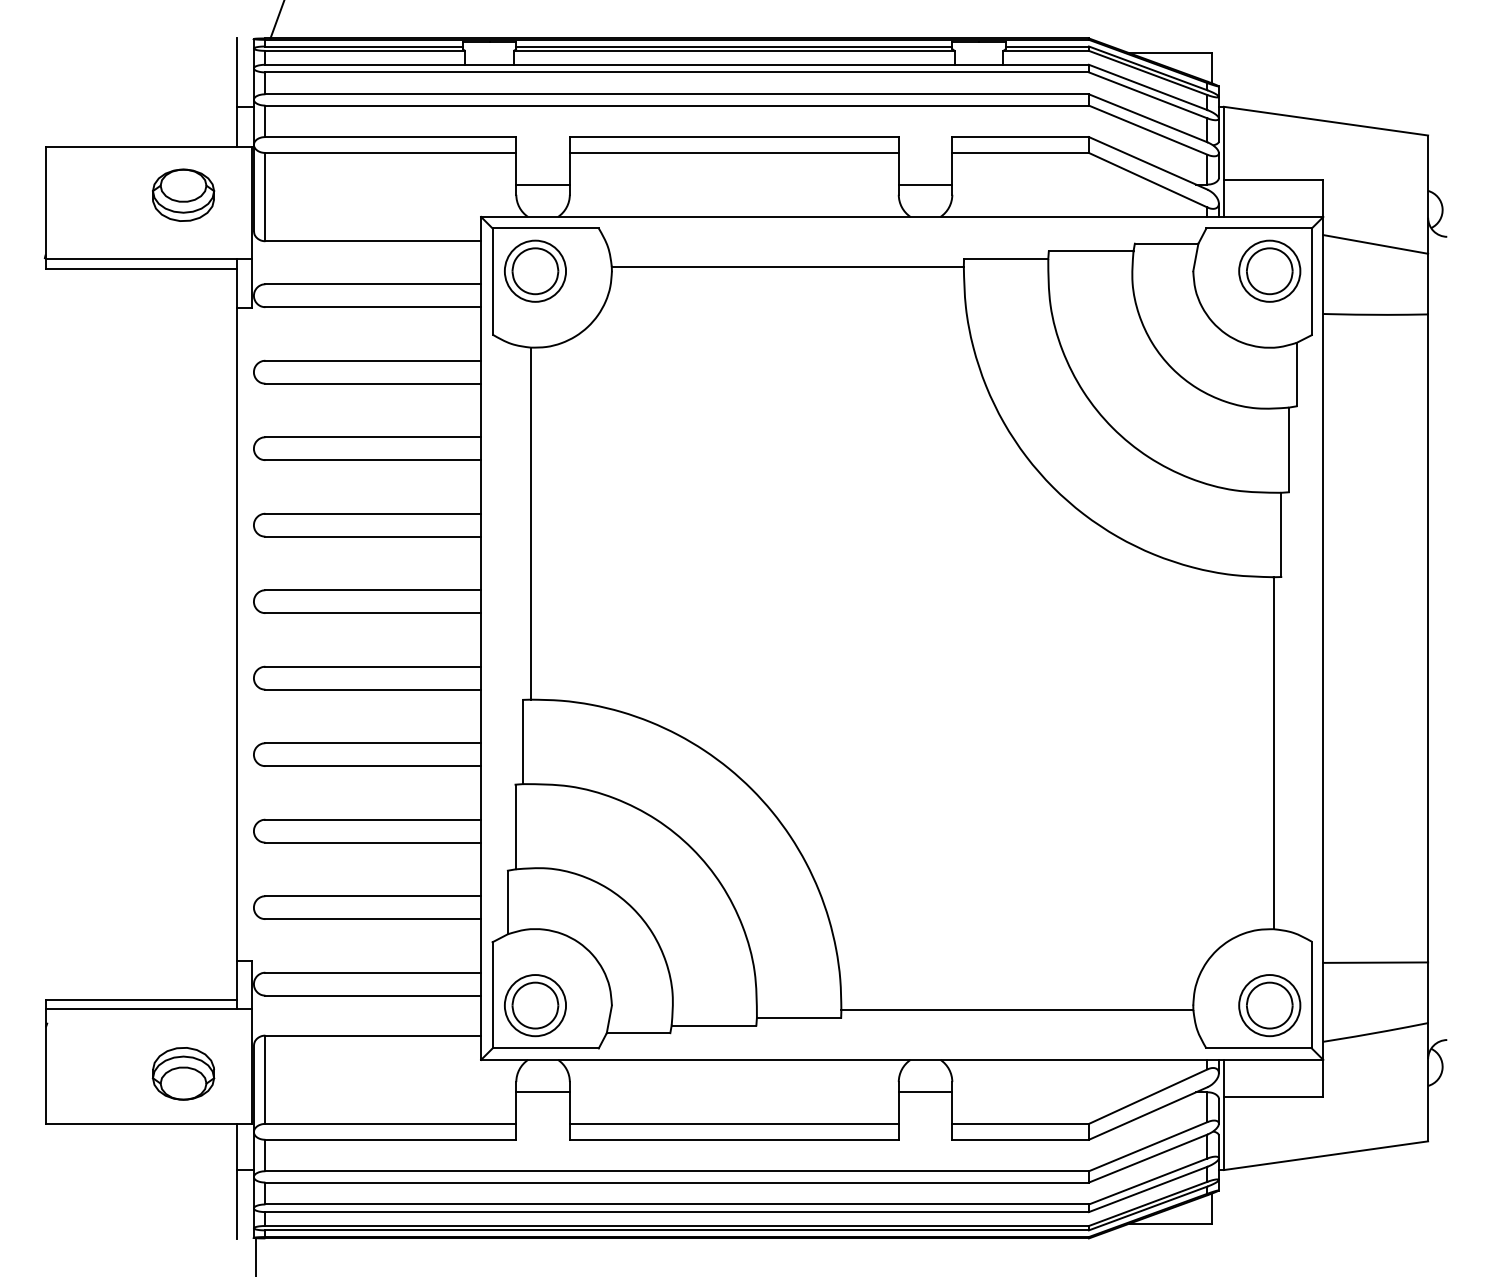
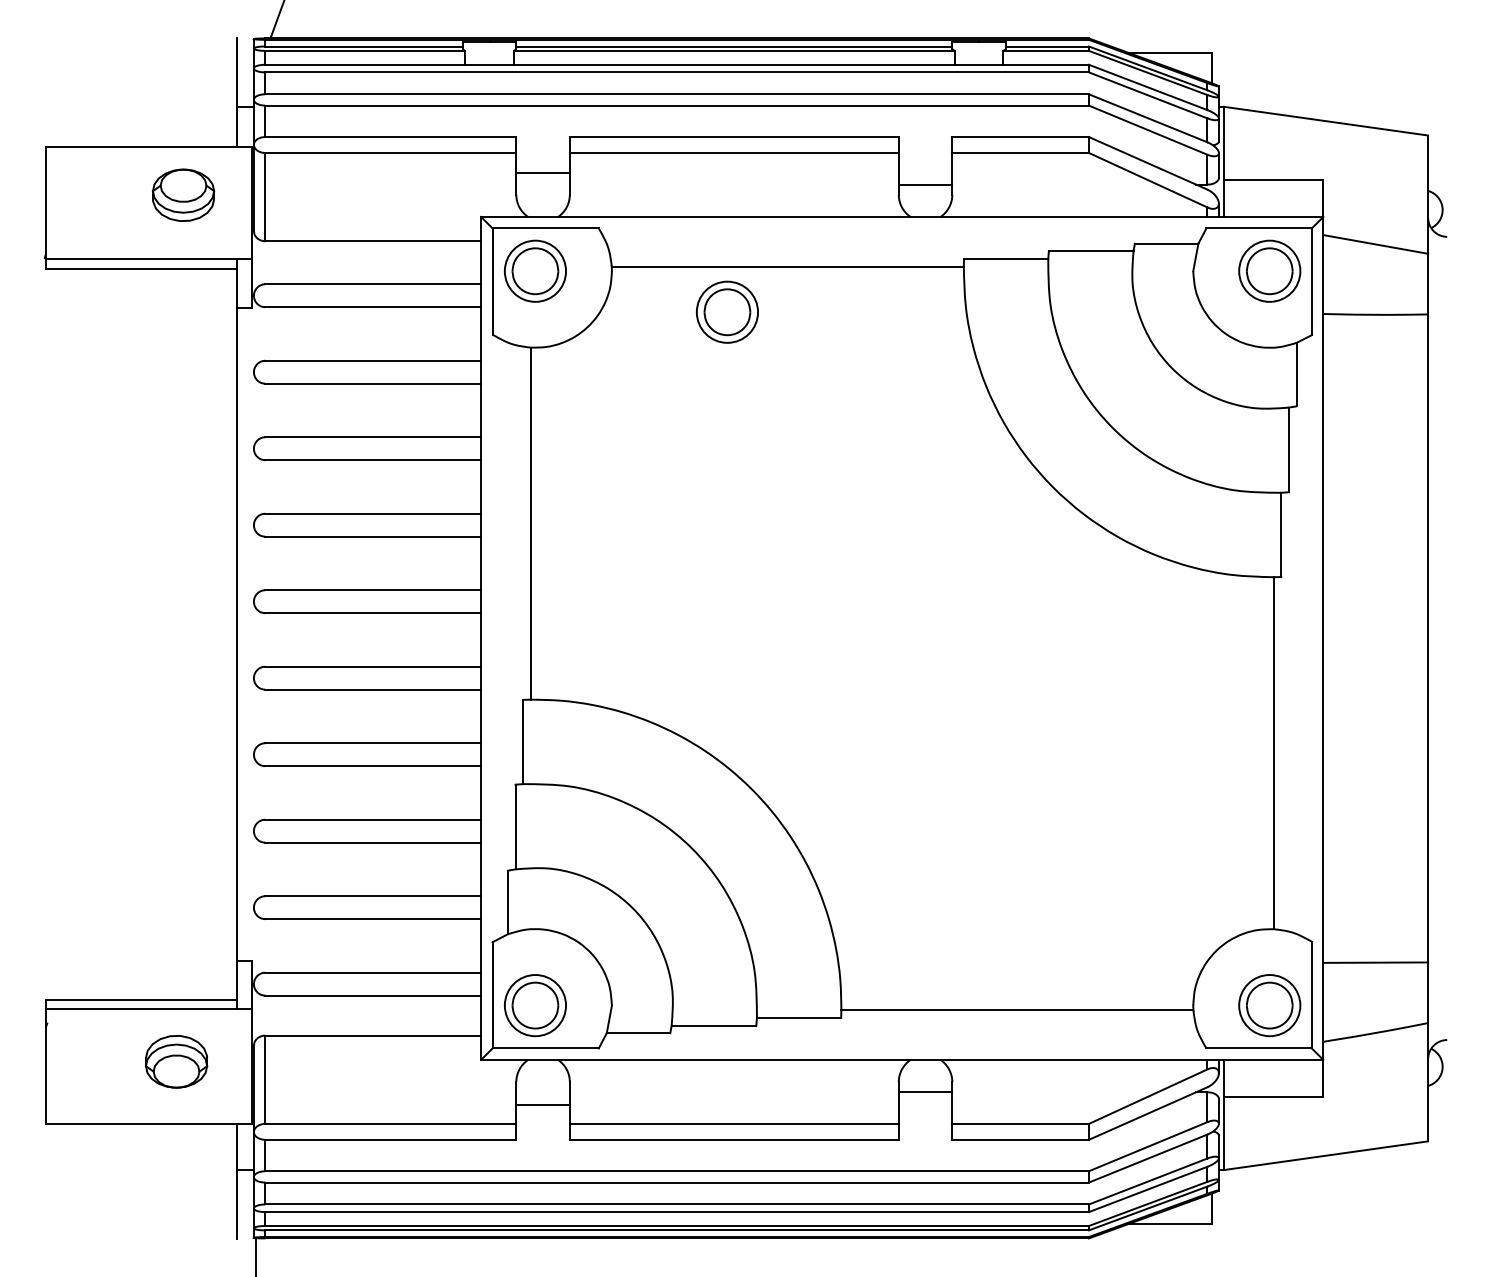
line position: (542, 184) -> (542, 172) (542, 172)
part: none -> present (727, 311)
part position: (183, 1073) -> (176, 1061) (176, 1061)
line position: (542, 1092) -> (542, 1105) (542, 1105)
